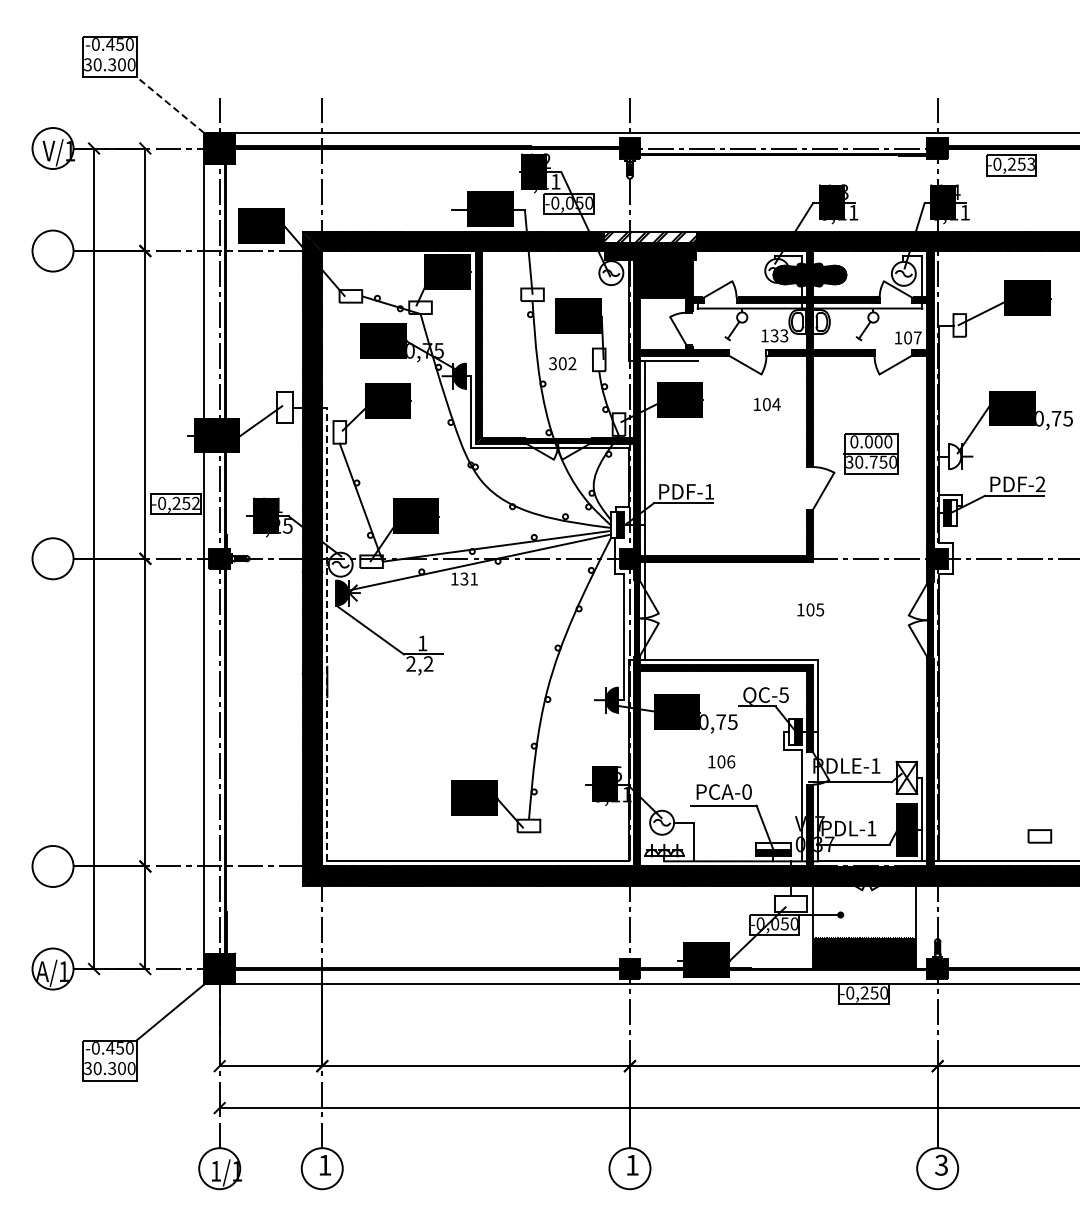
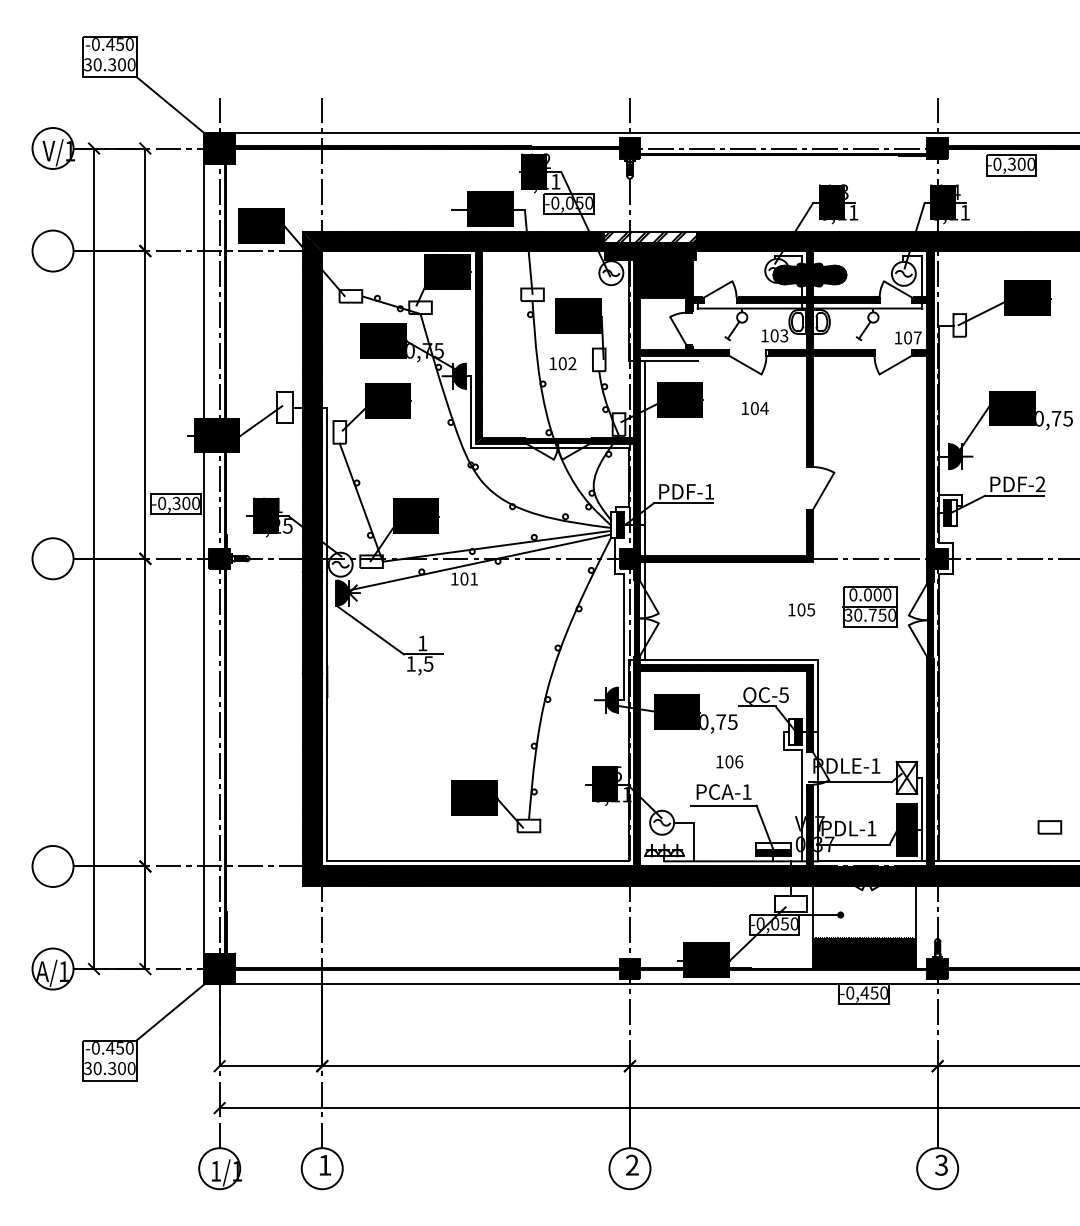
line: dashed -> solid (170, 105)
text: -0,253 -> -0,300 (1021, 163)
text: 133 -> 103 (774, 335)
text: 302 -> 102 (552, 363)
text position: (767, 404) -> (755, 408) (755, 408)
part position: (870, 453) -> (869, 606) (869, 606)
fill: none -> present (954, 456)
text: -0,252 -> -0,300 (185, 502)
text: 131 -> 101 (464, 578)
text position: (810, 609) -> (801, 609) (801, 609)
line: dashed -> solid (327, 634)
text: 2,2 -> 1,5 (419, 663)
text position: (721, 761) -> (729, 761) (729, 761)
text: PCA-0 -> PCA-1 (746, 791)
part position: (1039, 836) -> (1049, 827) (1049, 827)
text: -0,250 -> -0,450 (864, 992)
text: 1 -> 2 (632, 1164)
